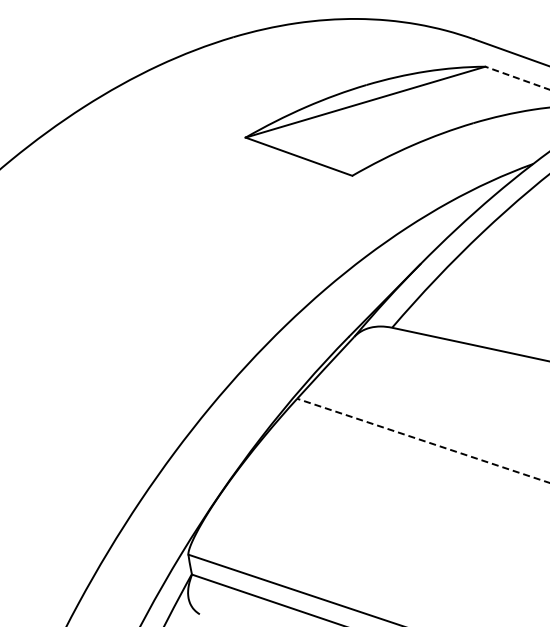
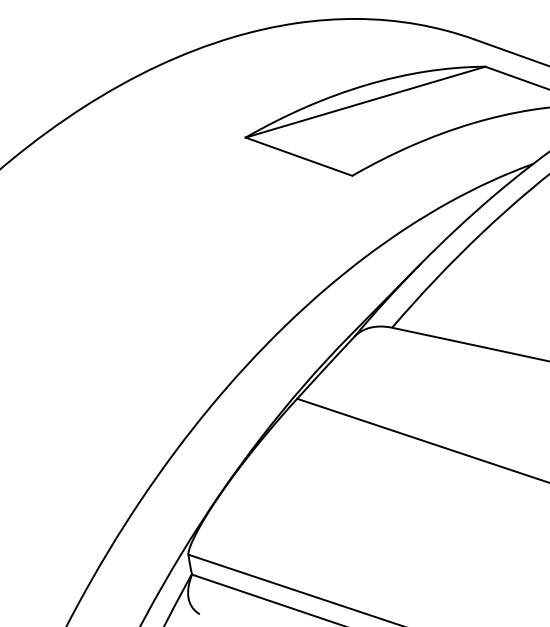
line: dashed -> solid (517, 78)
line: dashed -> solid (423, 440)
